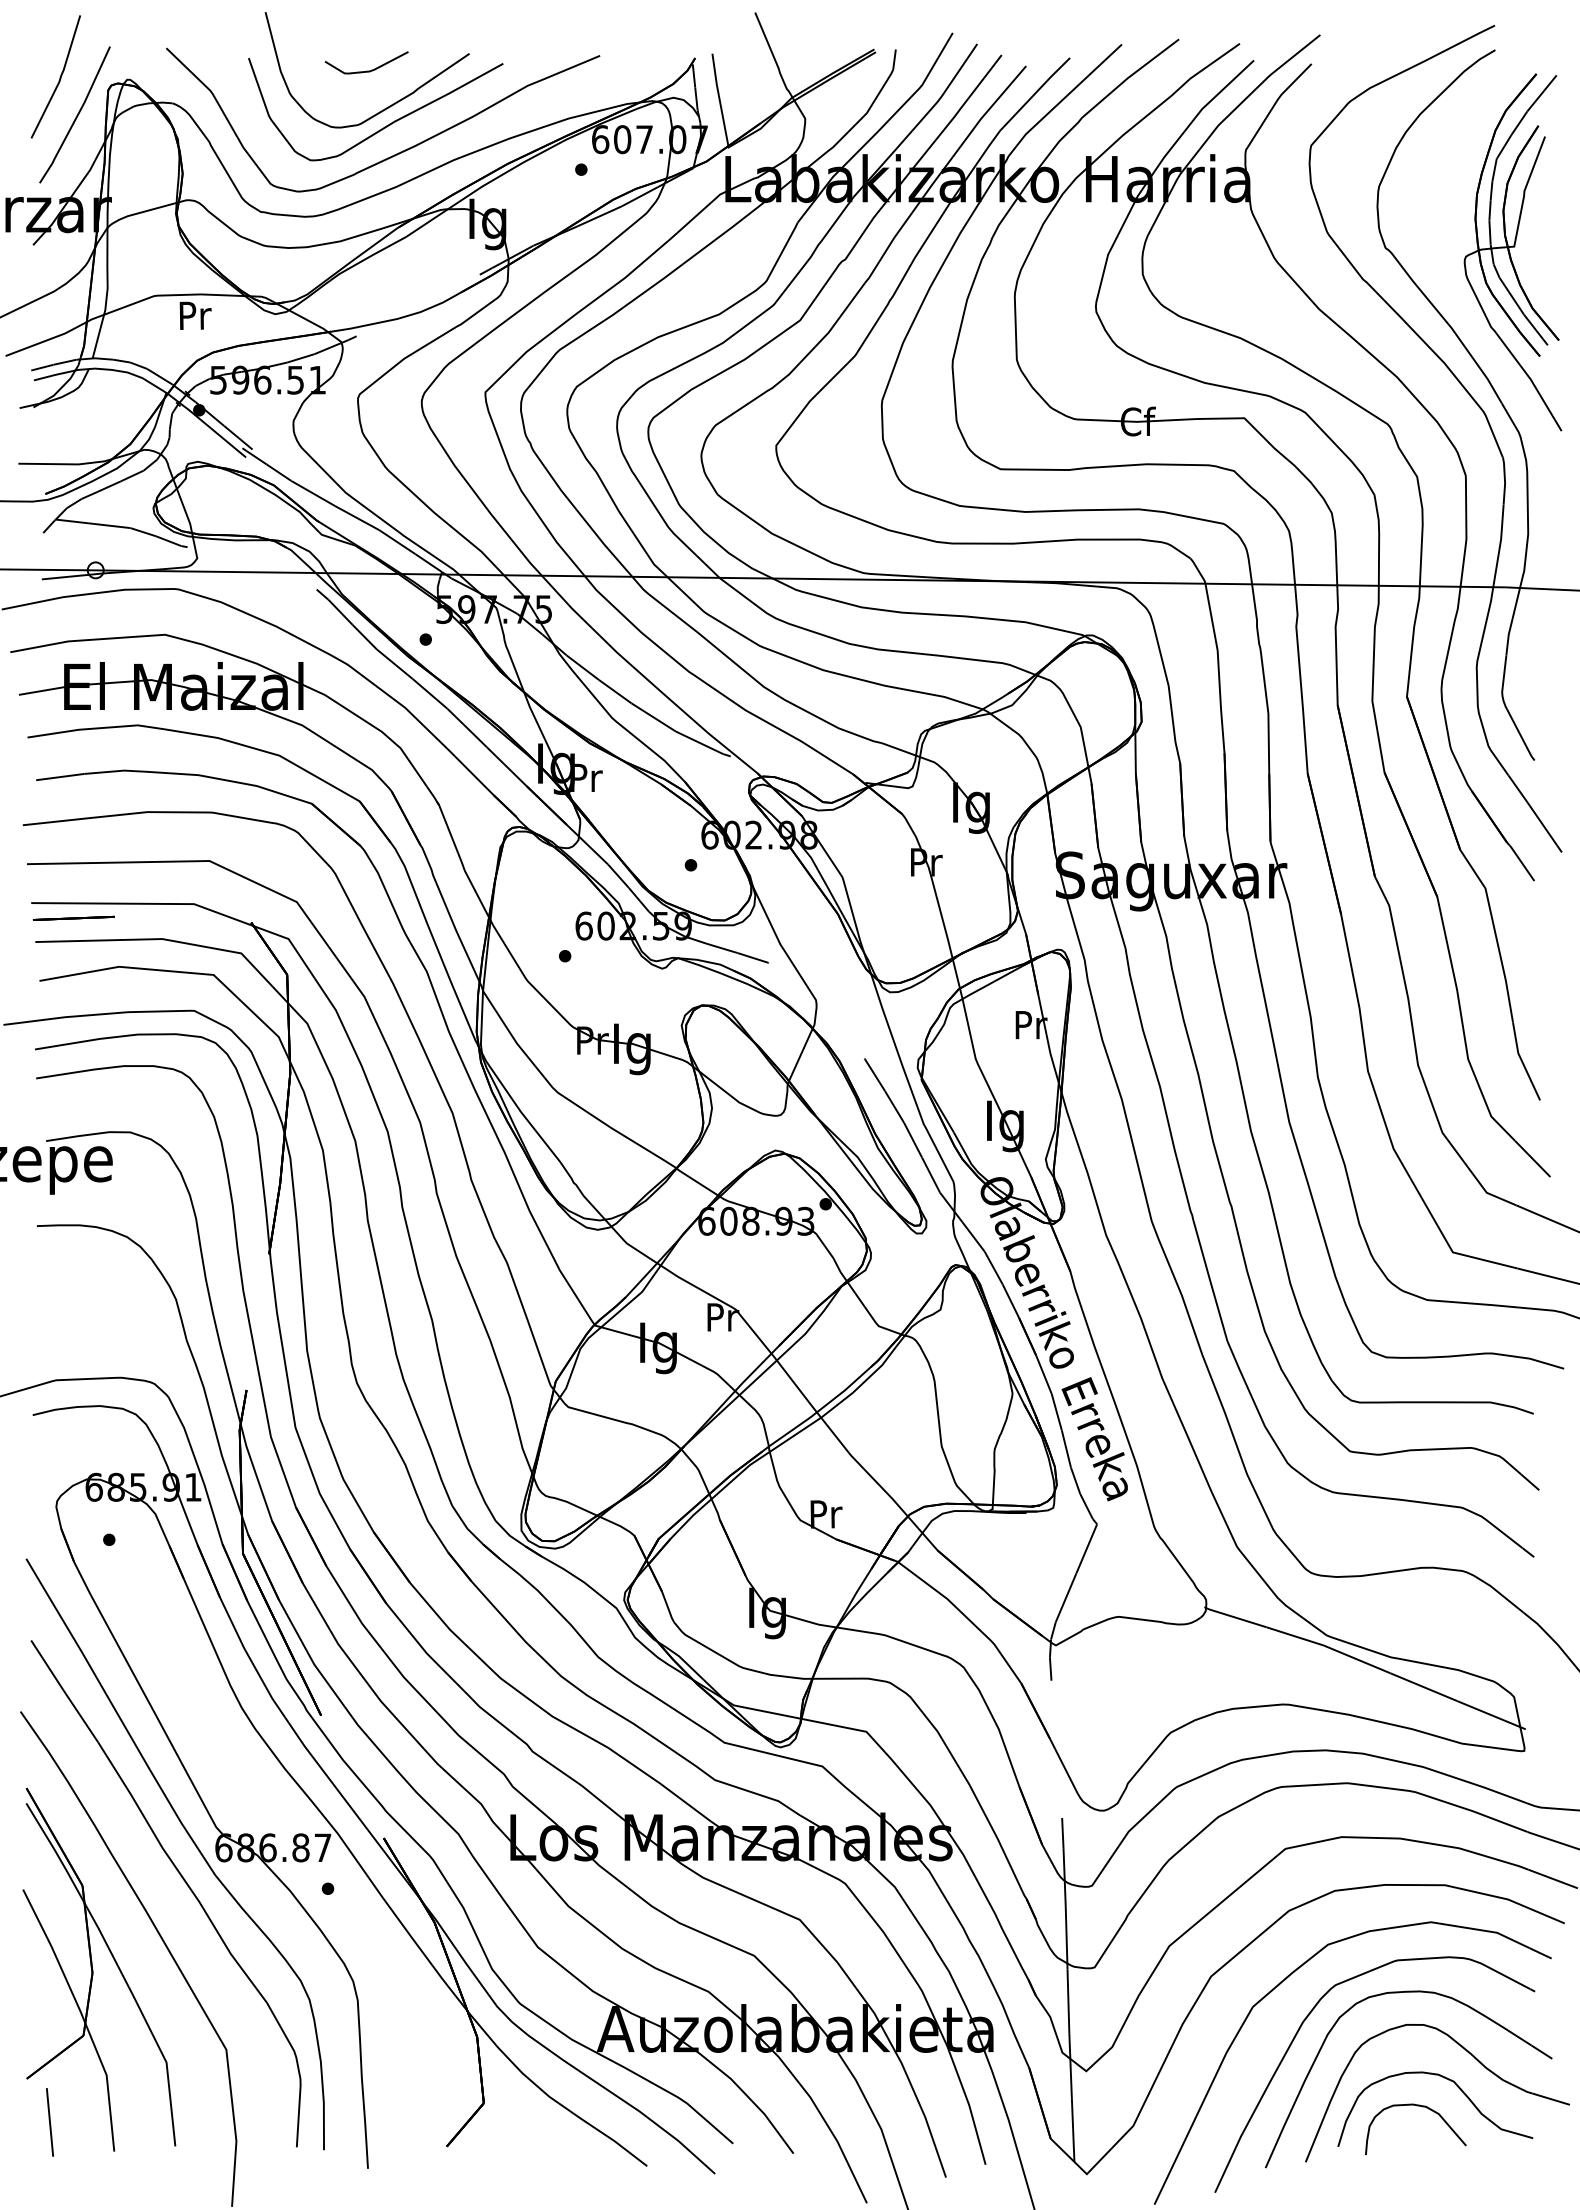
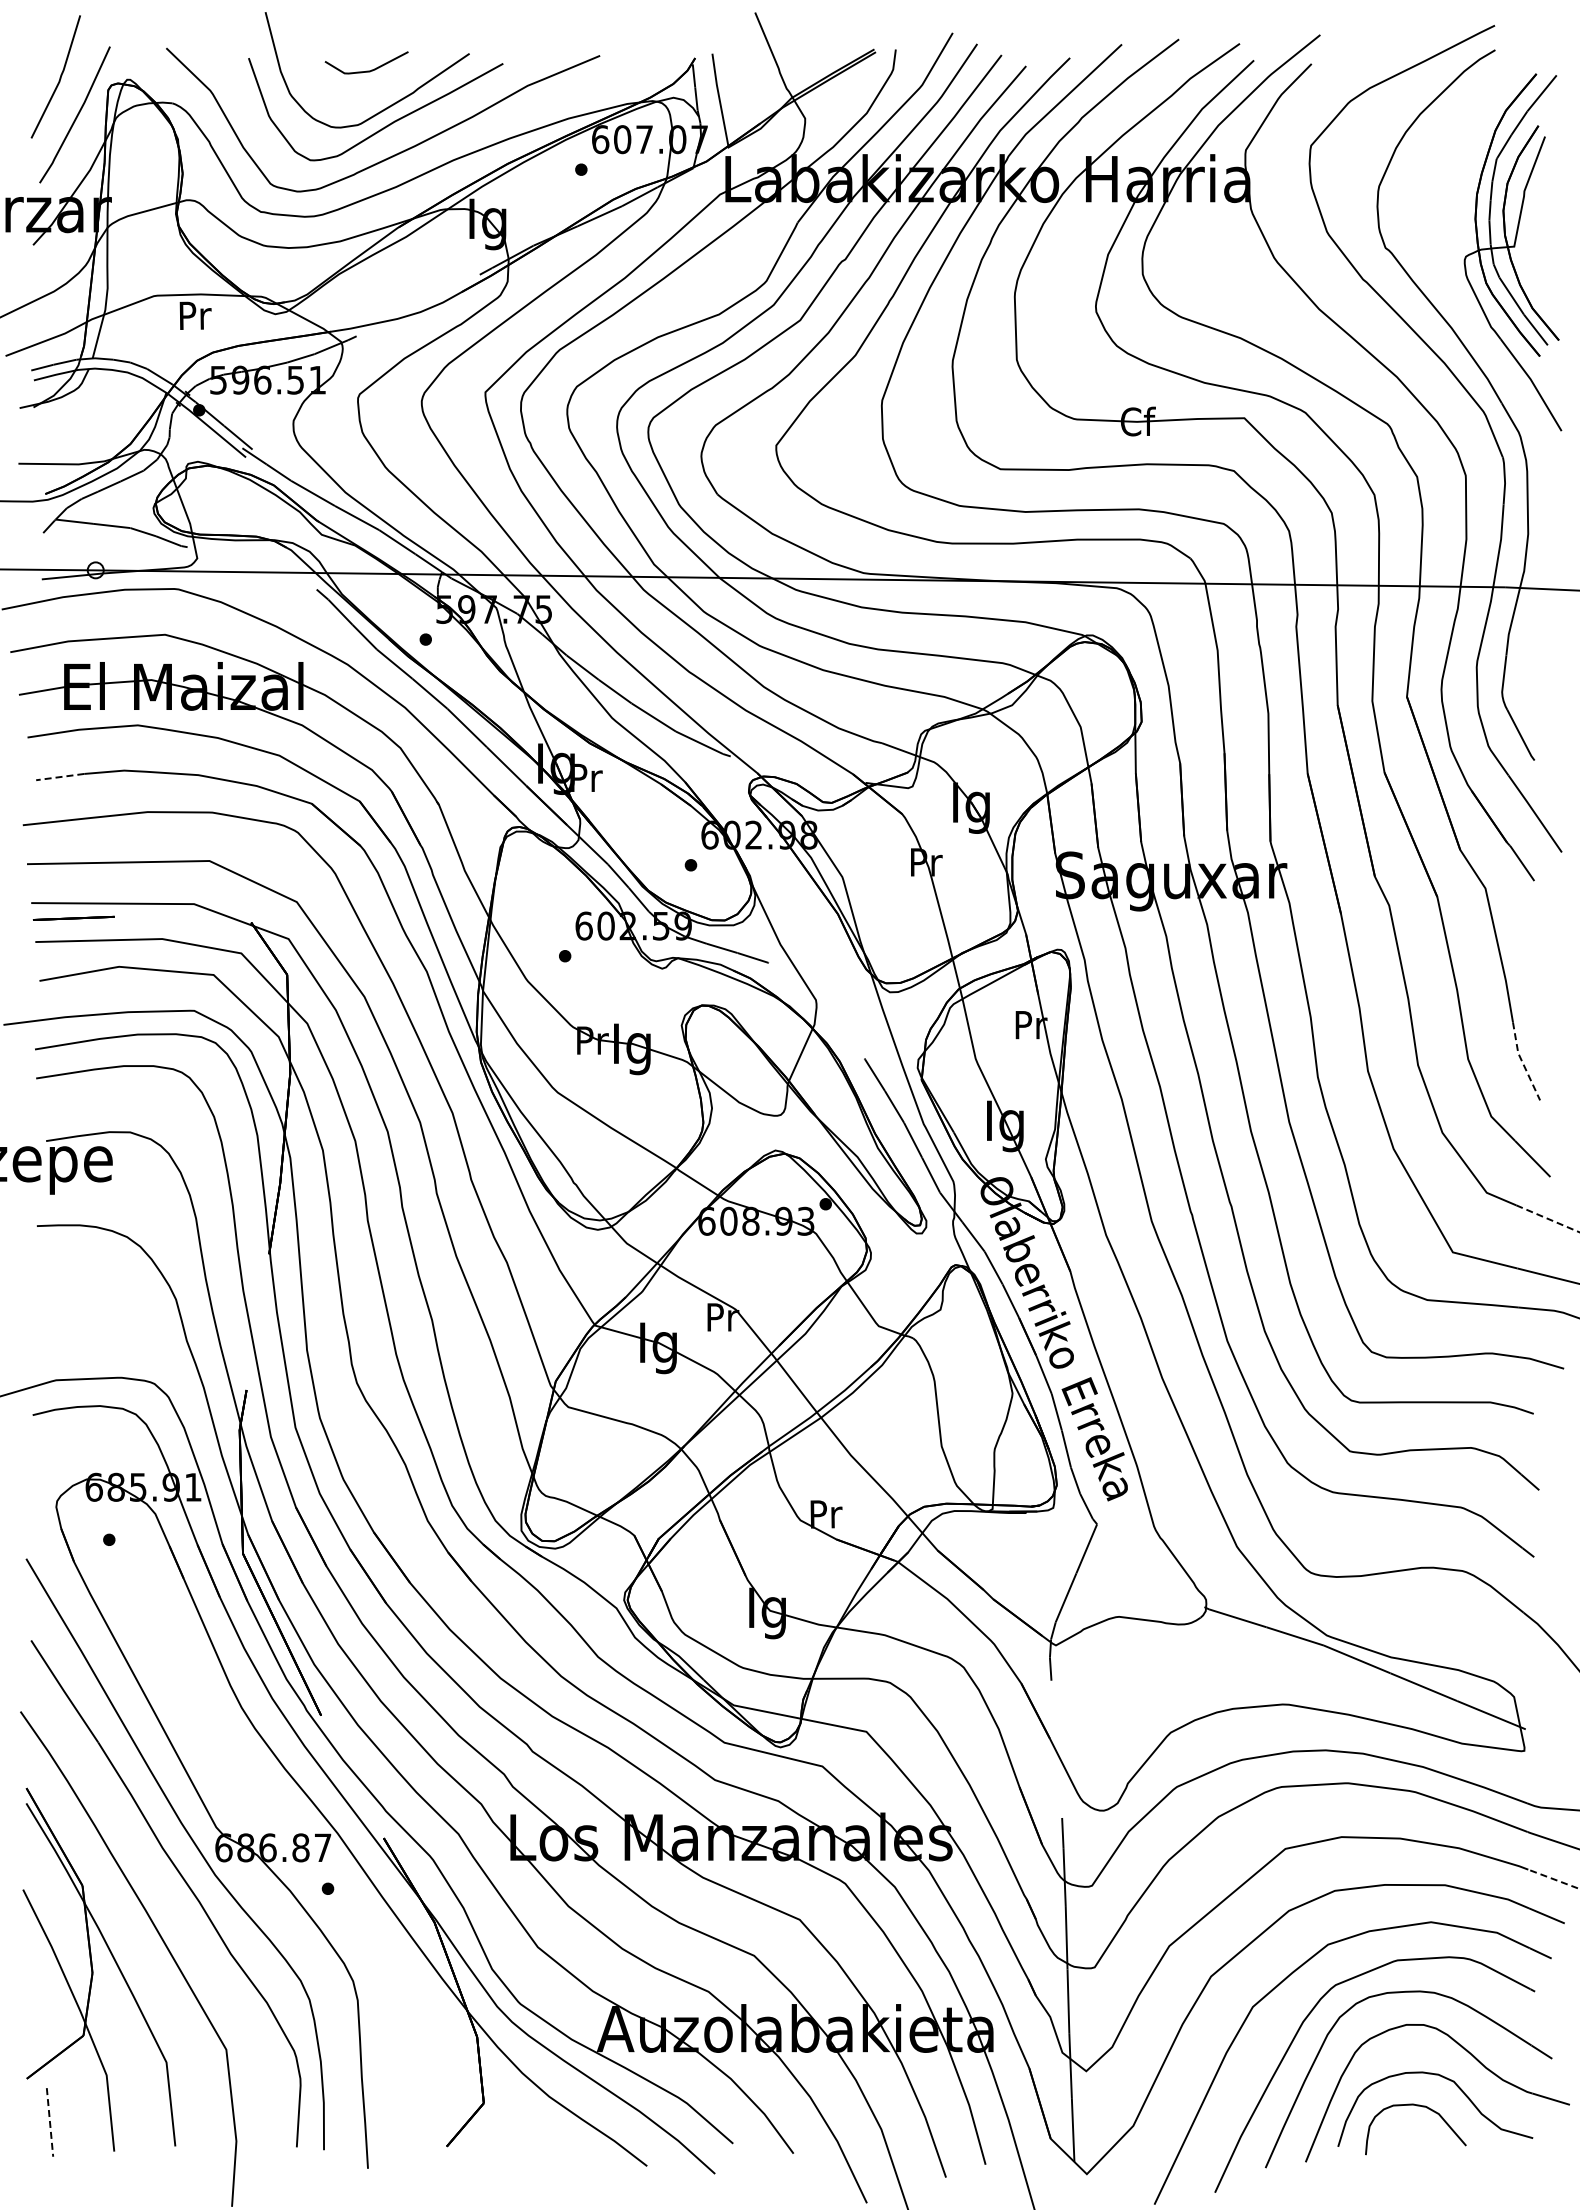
line: solid -> dashed (59, 777)
line: solid -> dashed (1522, 1062)
line: solid -> dashed (1548, 1219)
line: solid -> dashed (1553, 1879)
line: solid -> dashed (50, 2122)
